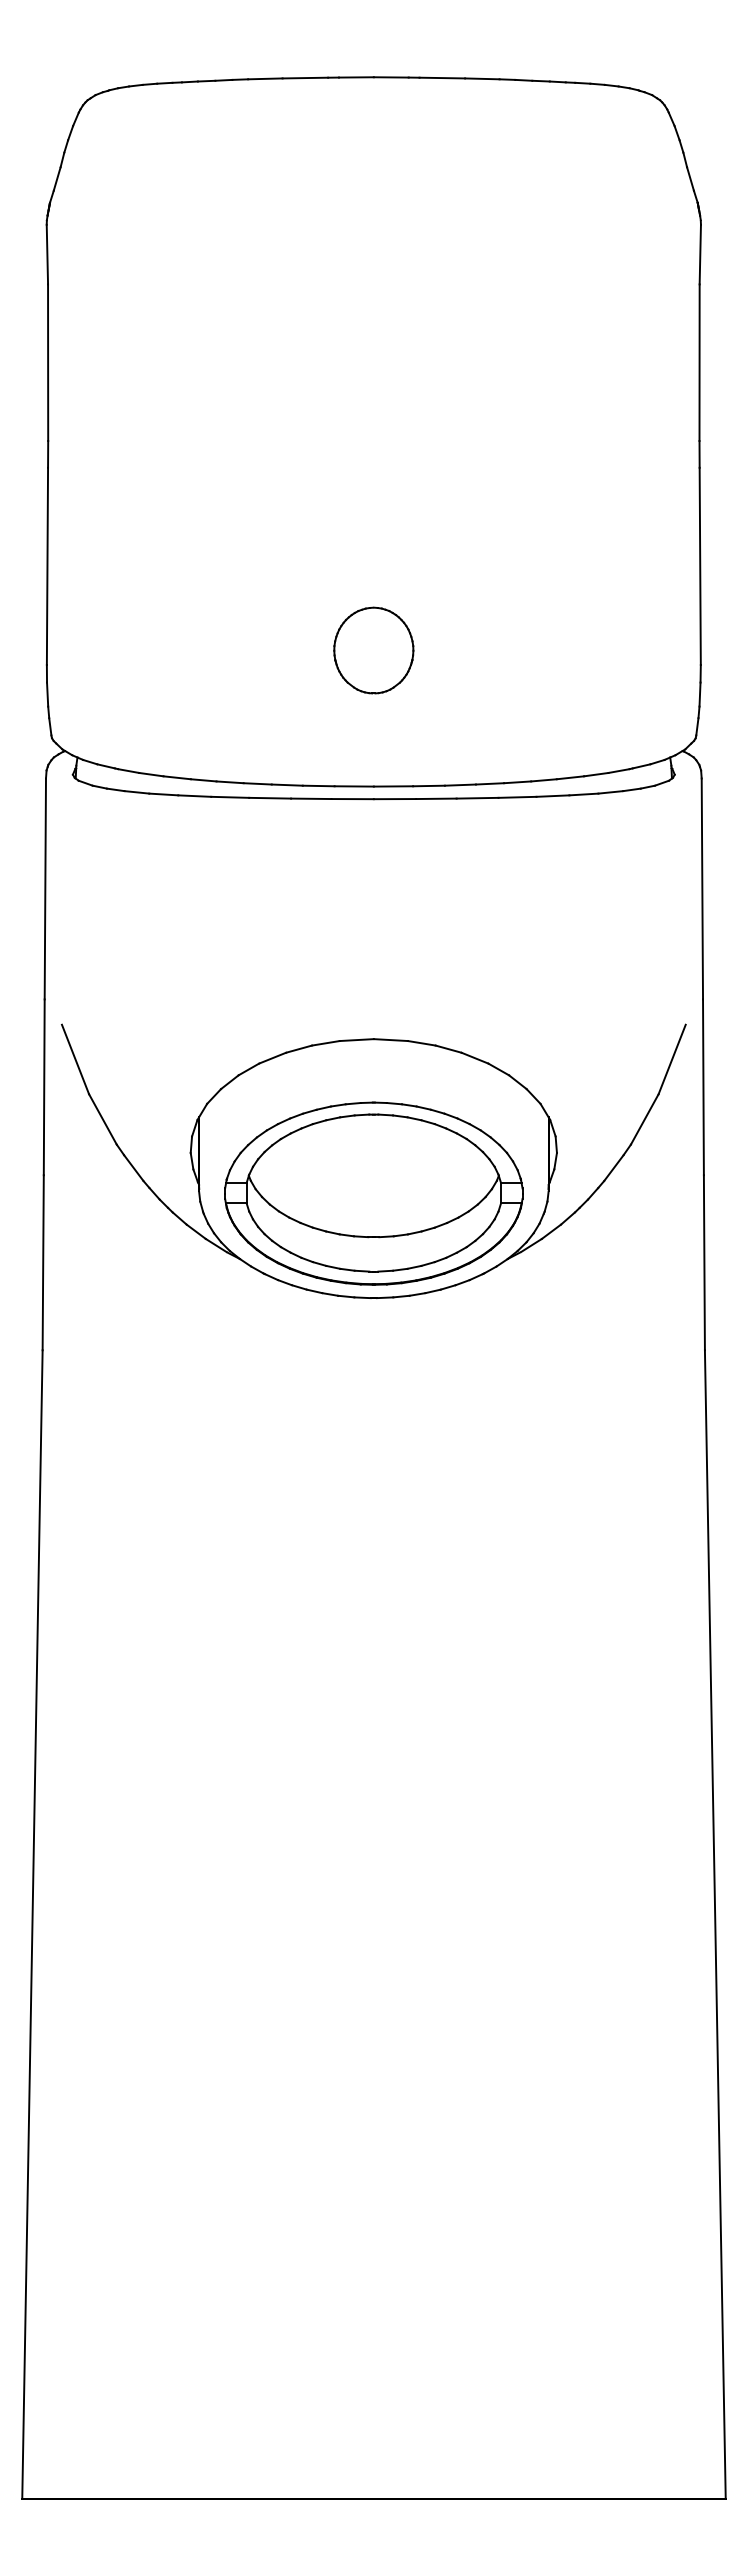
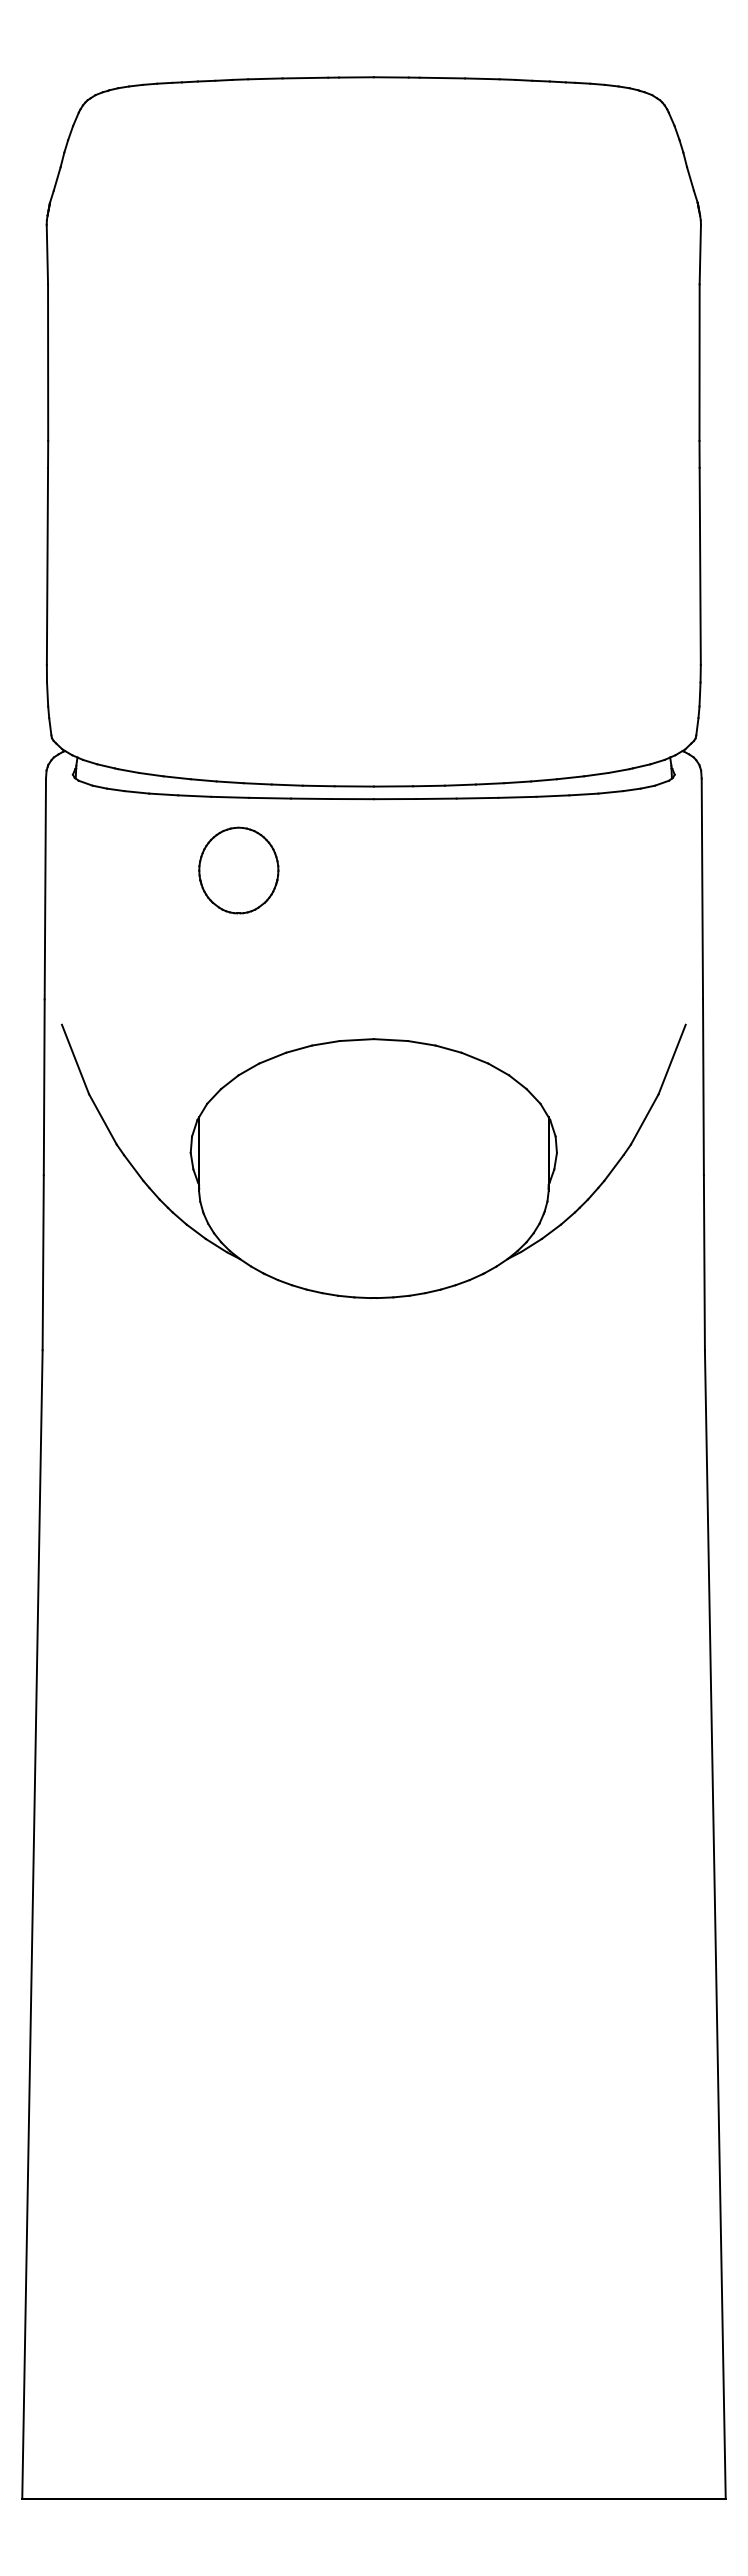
part position: (373, 650) -> (238, 870) (238, 870)
part: present -> none (373, 1193)
